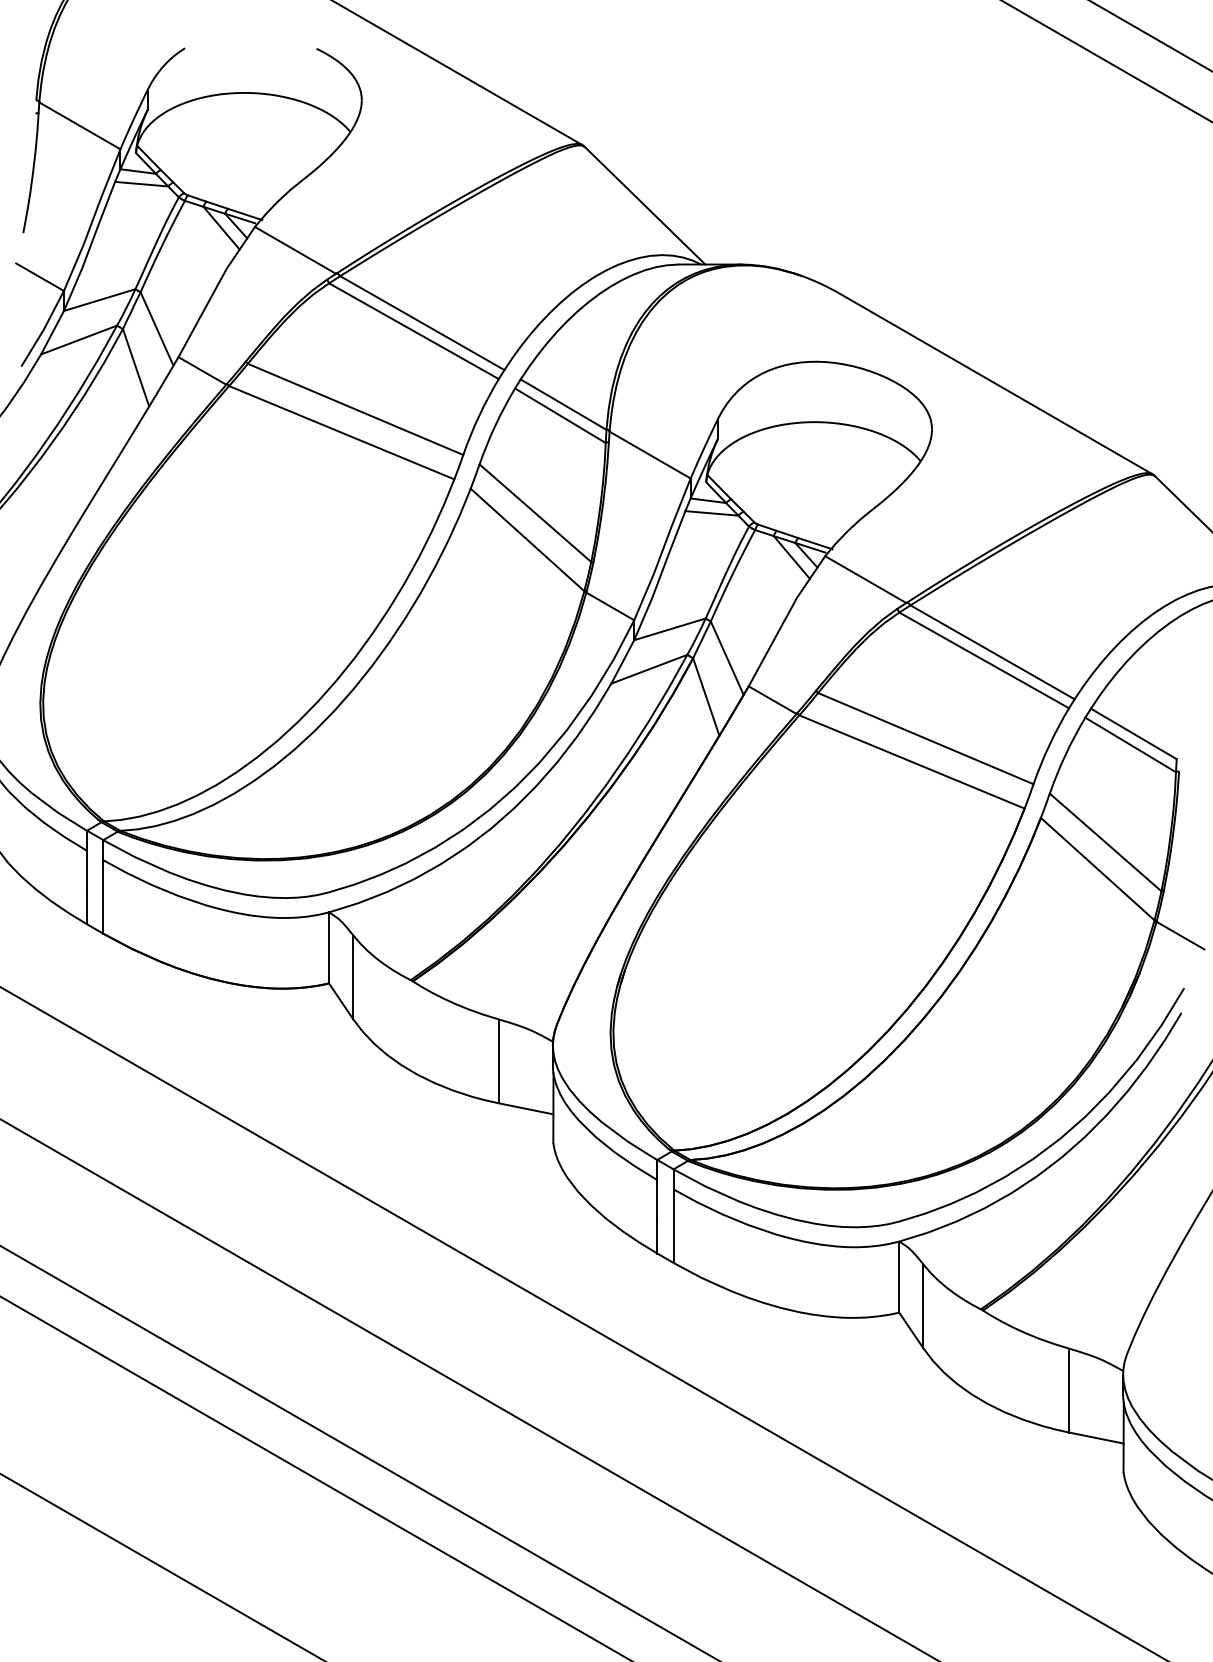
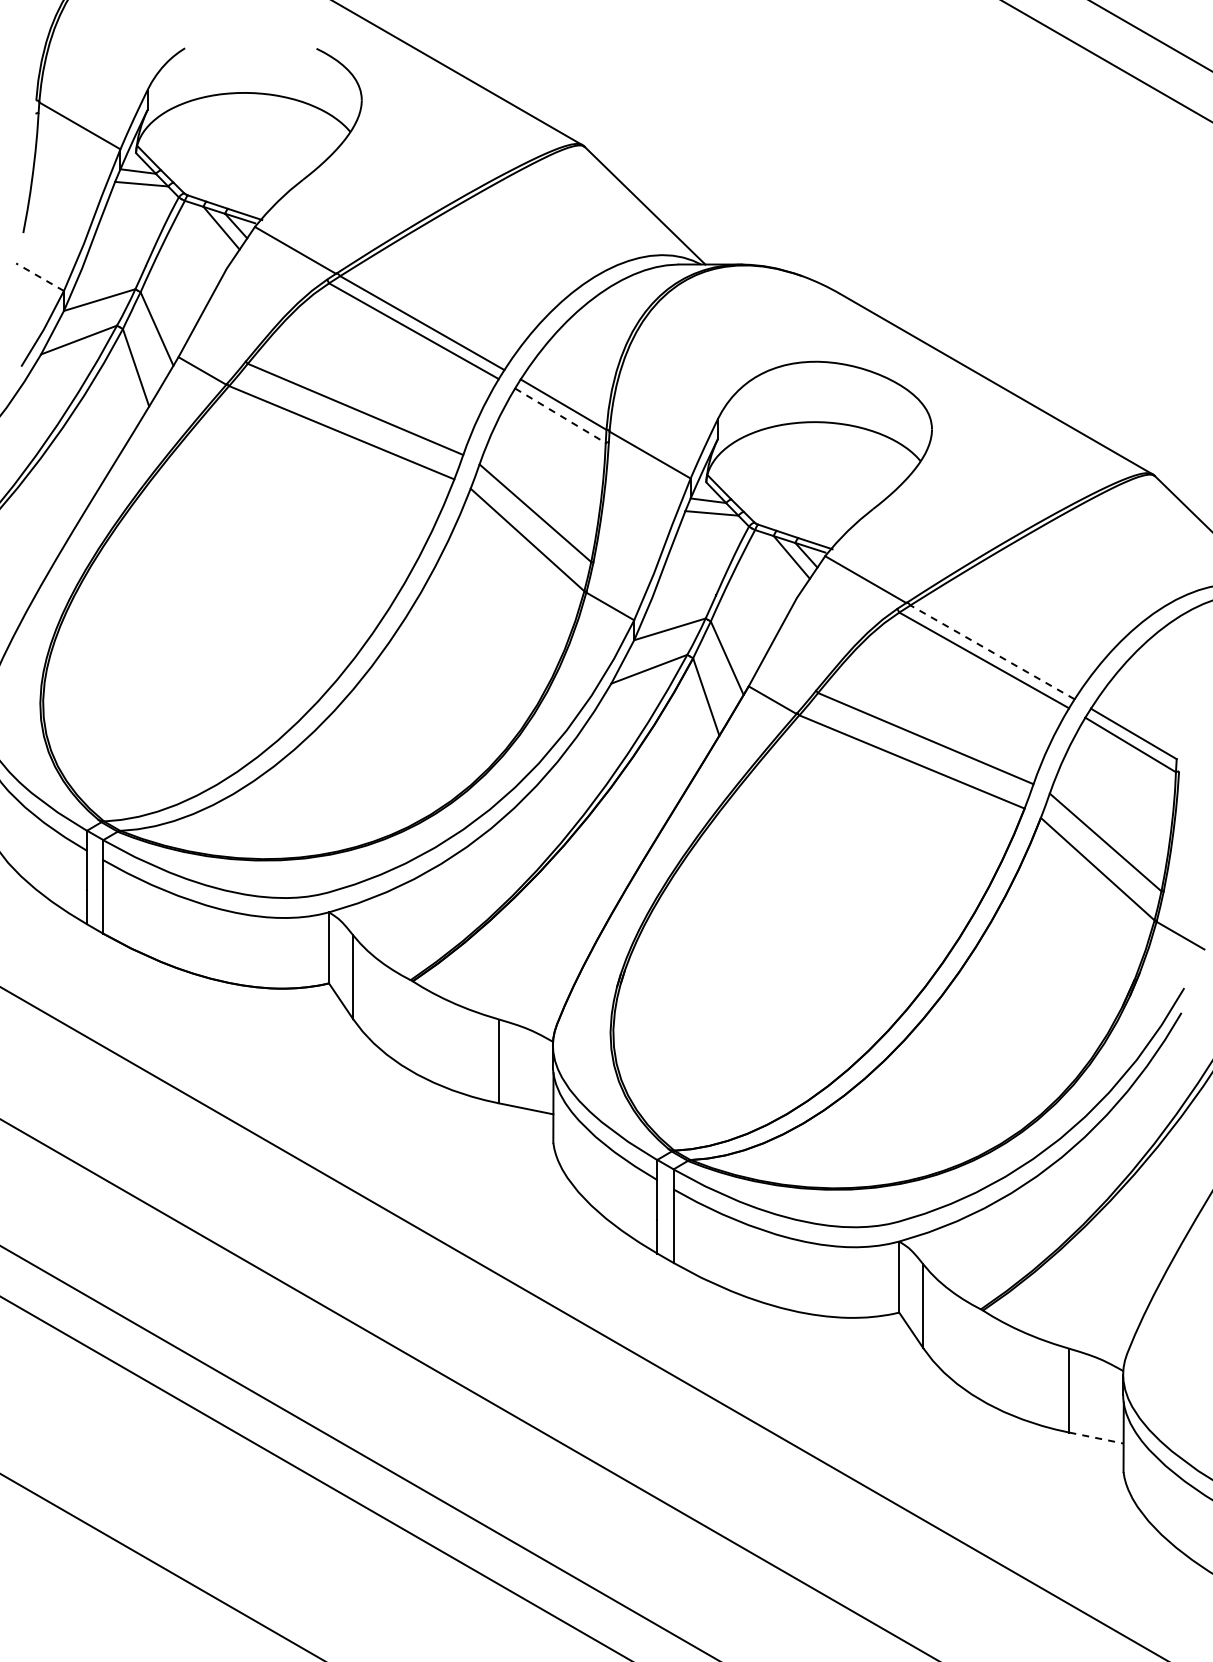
line: solid -> dashed (40, 277)
line: solid -> dashed (560, 415)
line: solid -> dashed (992, 652)
line: solid -> dashed (1096, 1438)
